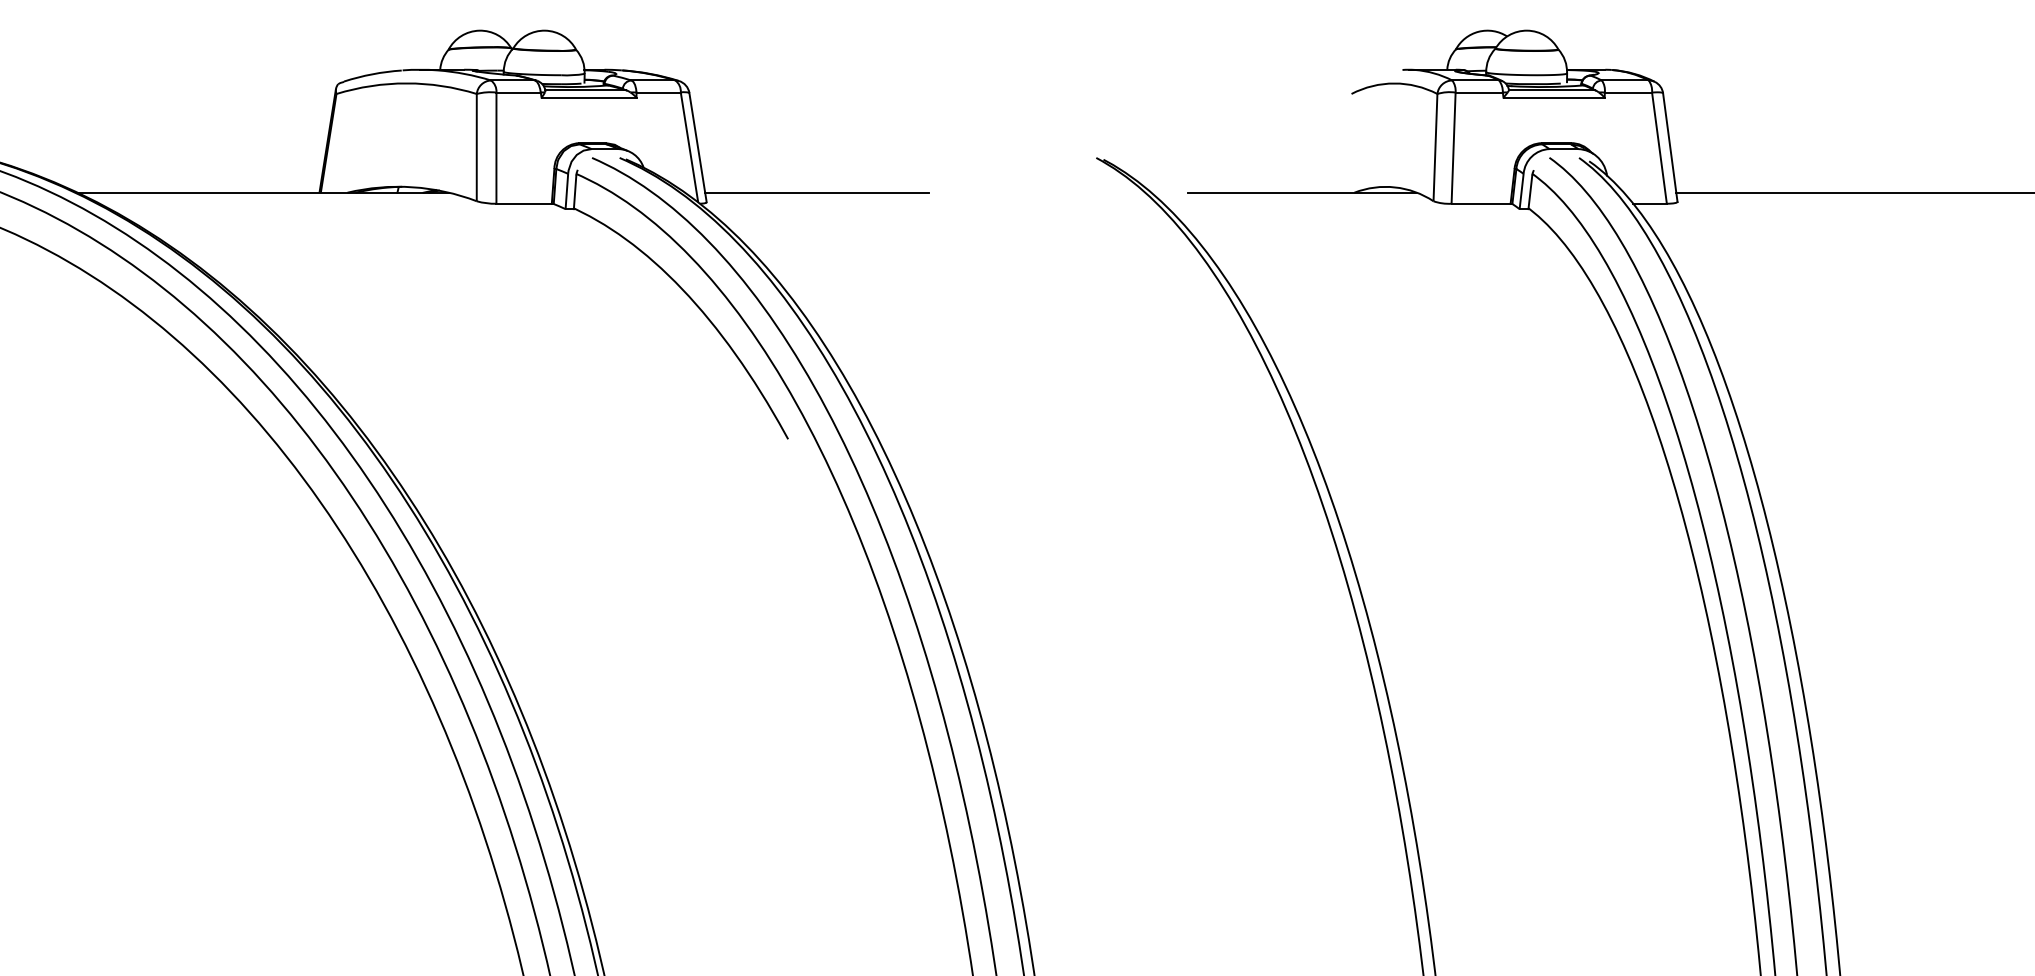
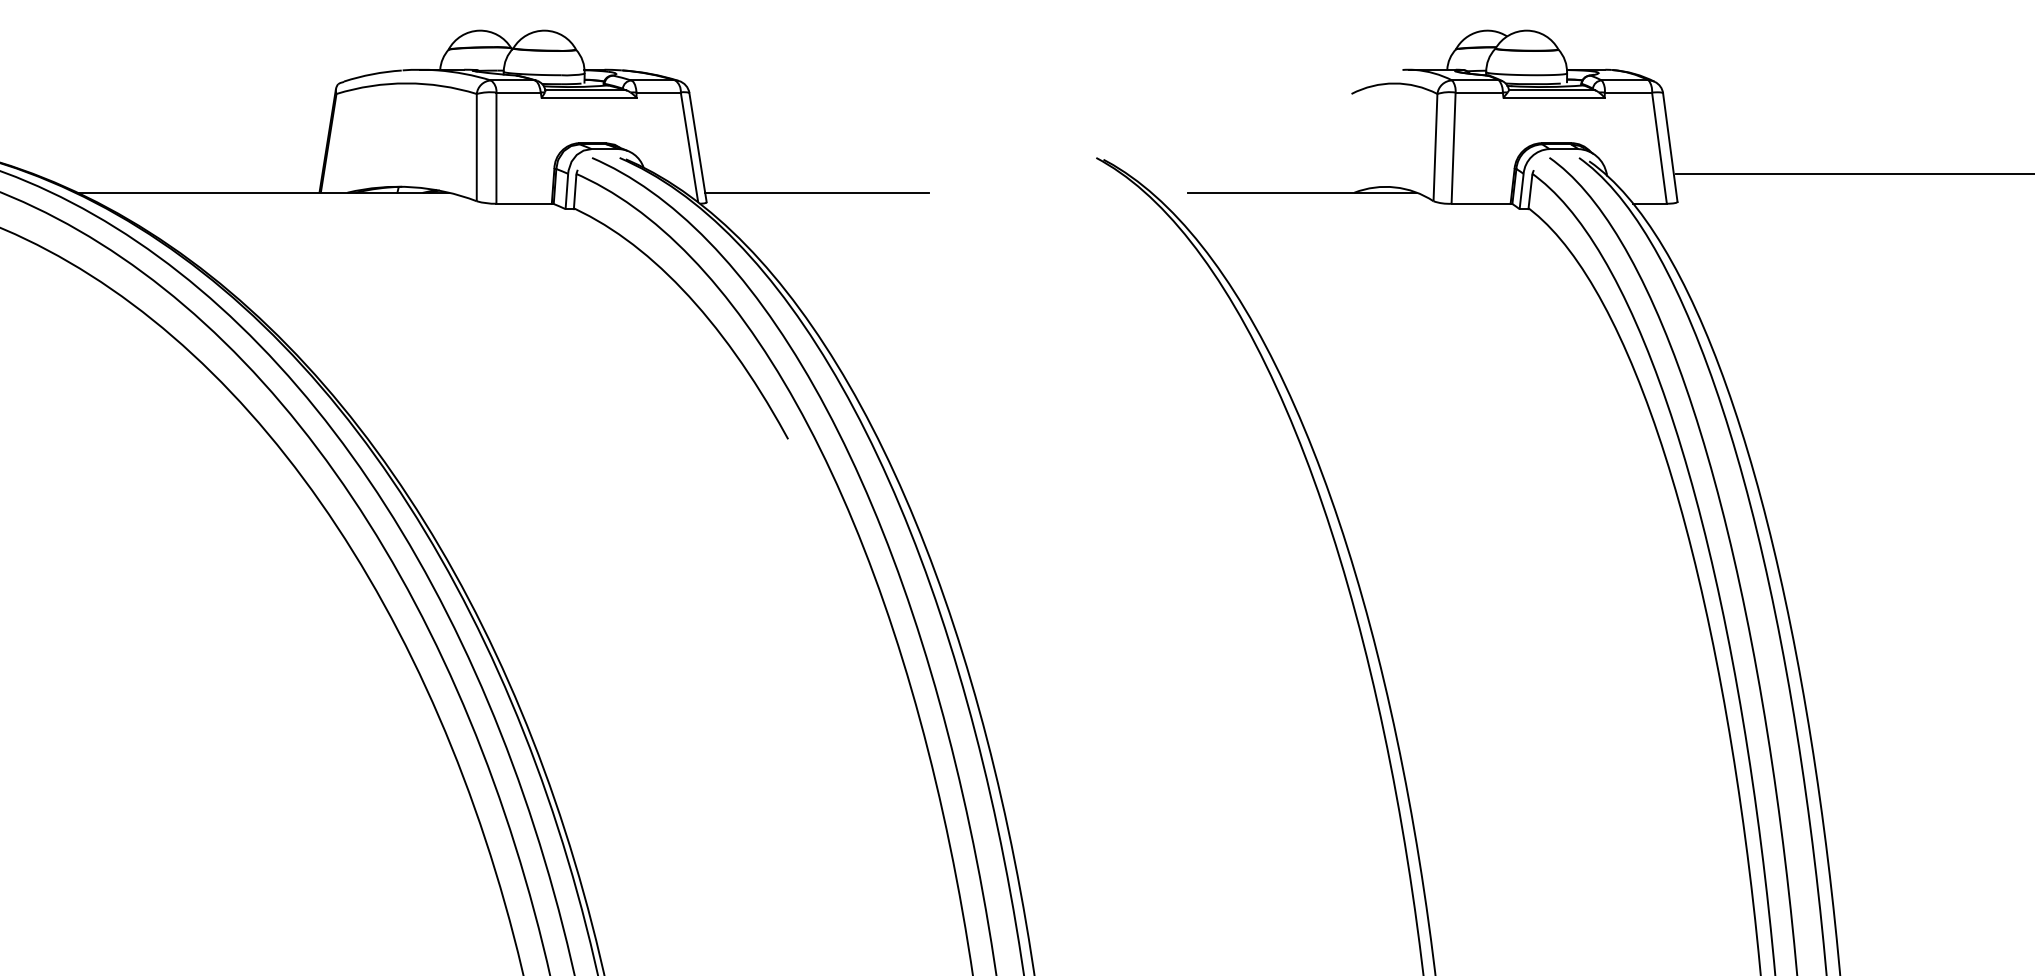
line position: (1853, 192) -> (1853, 173) (1853, 173)
